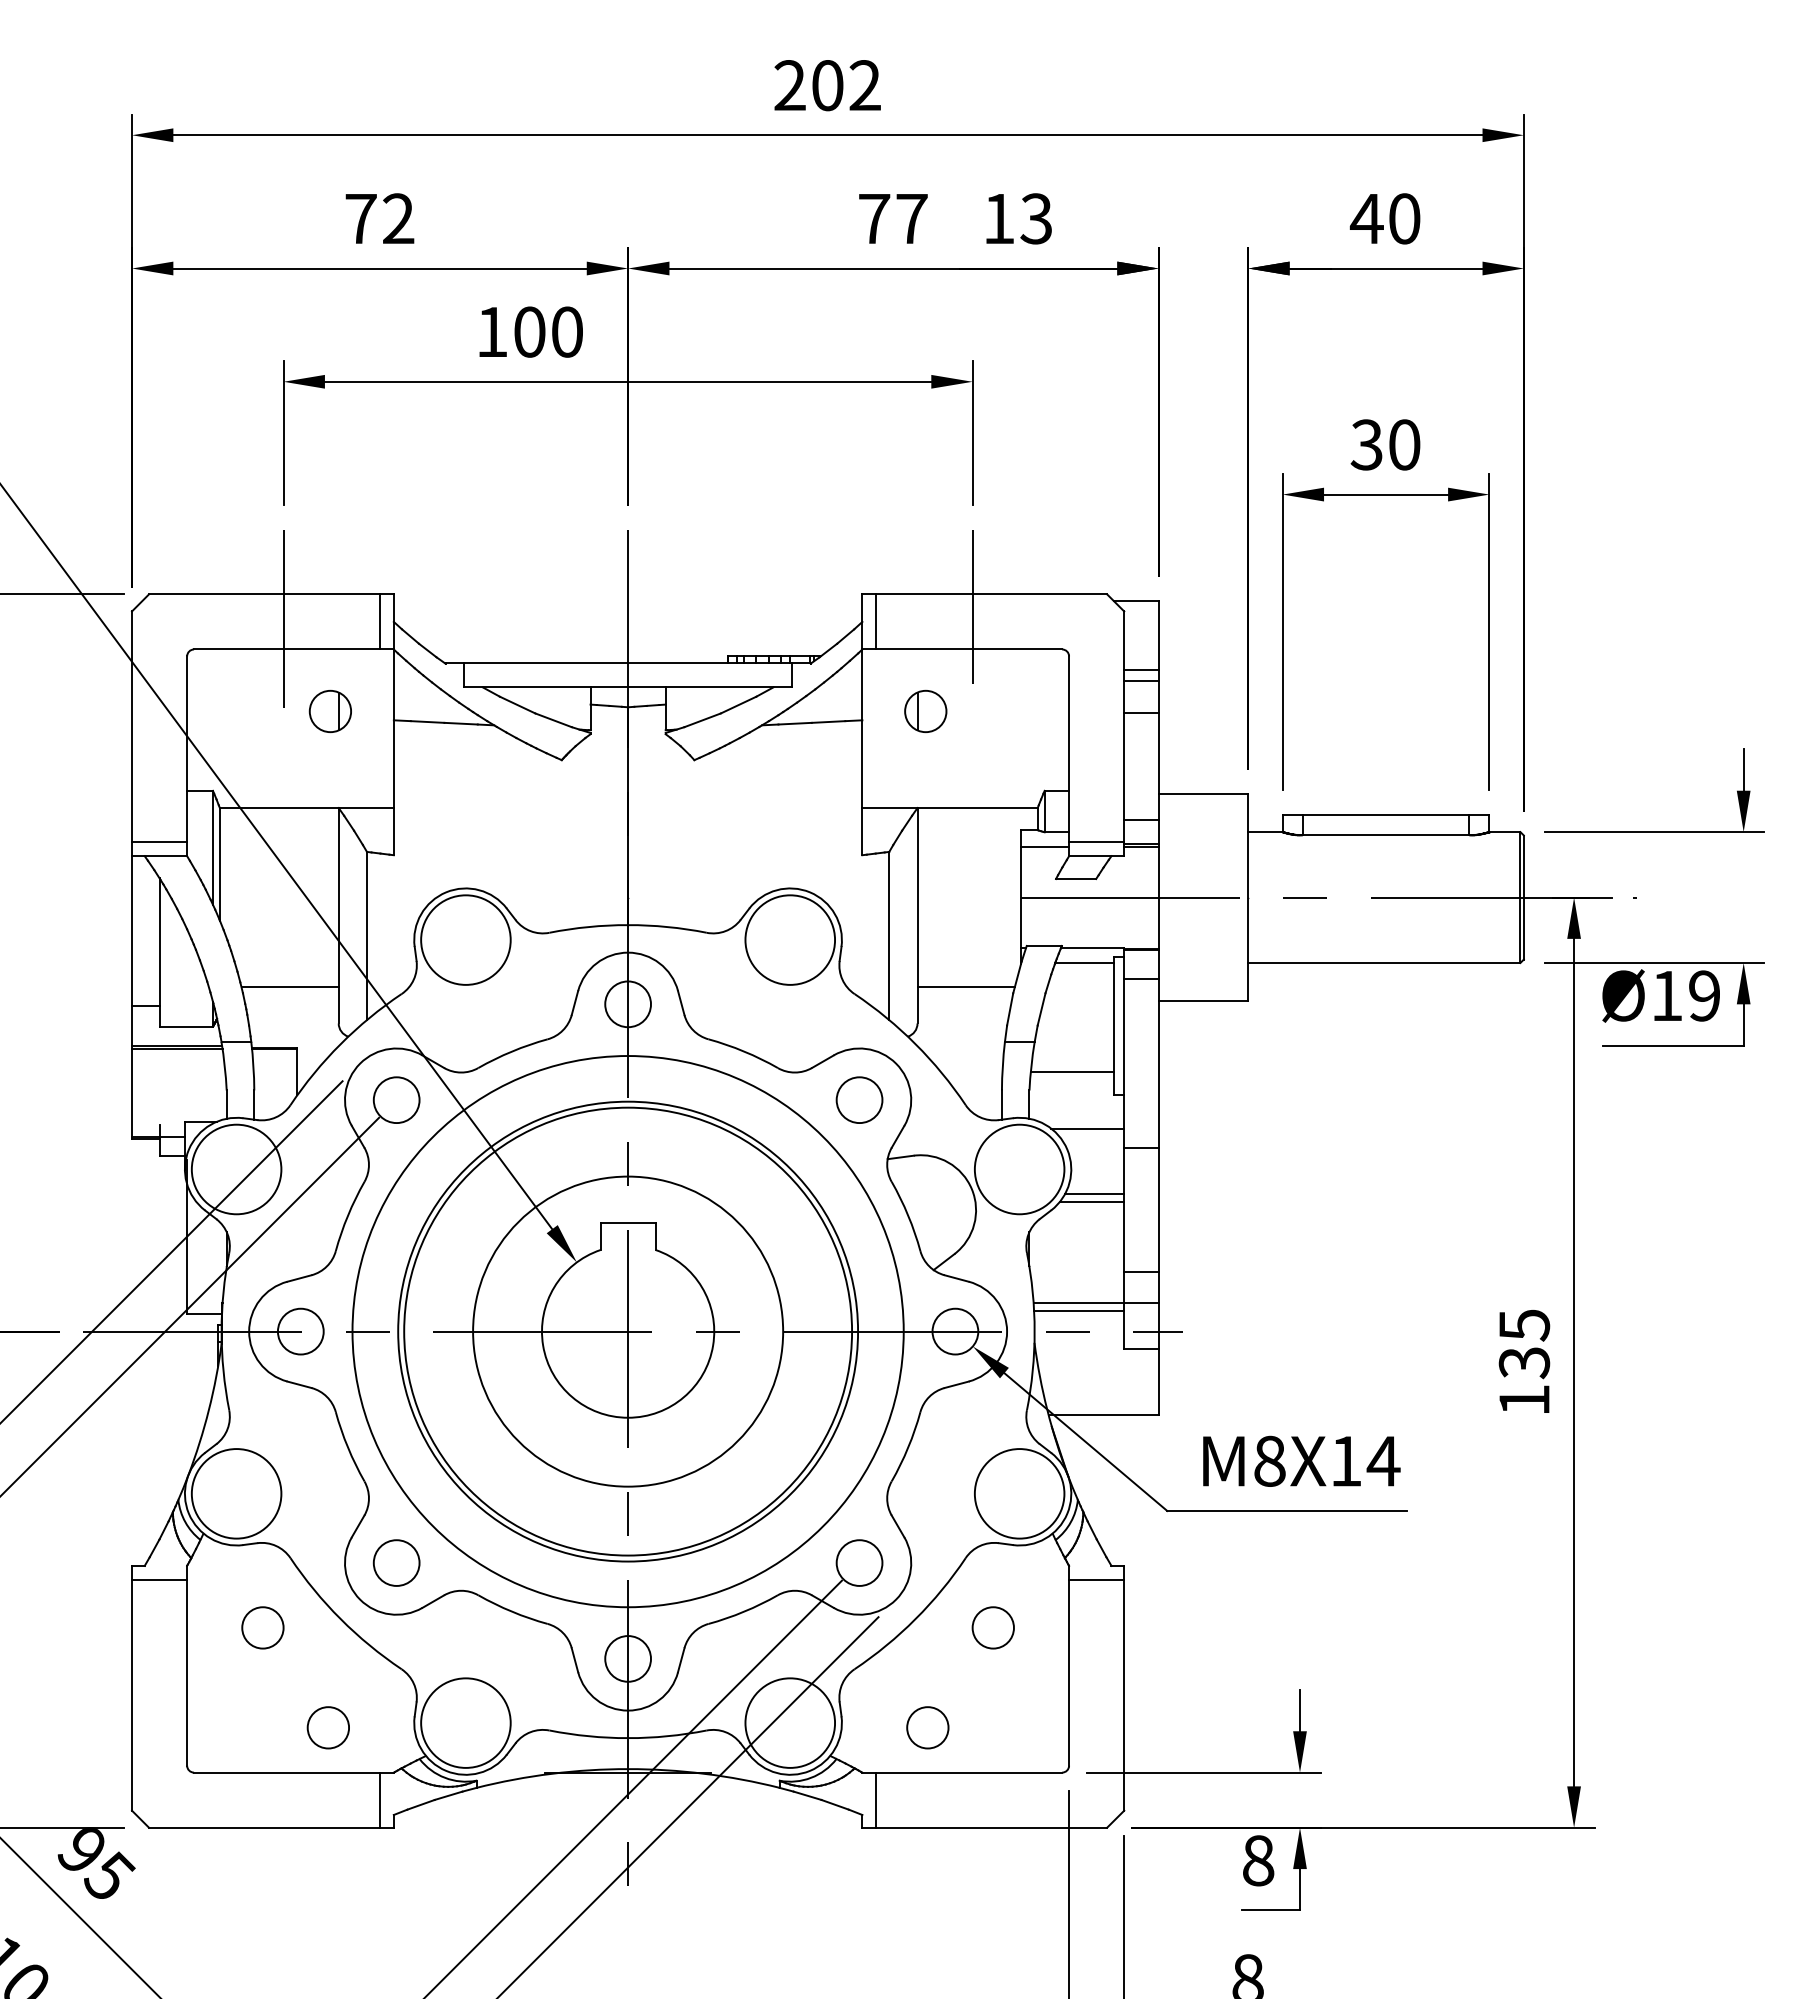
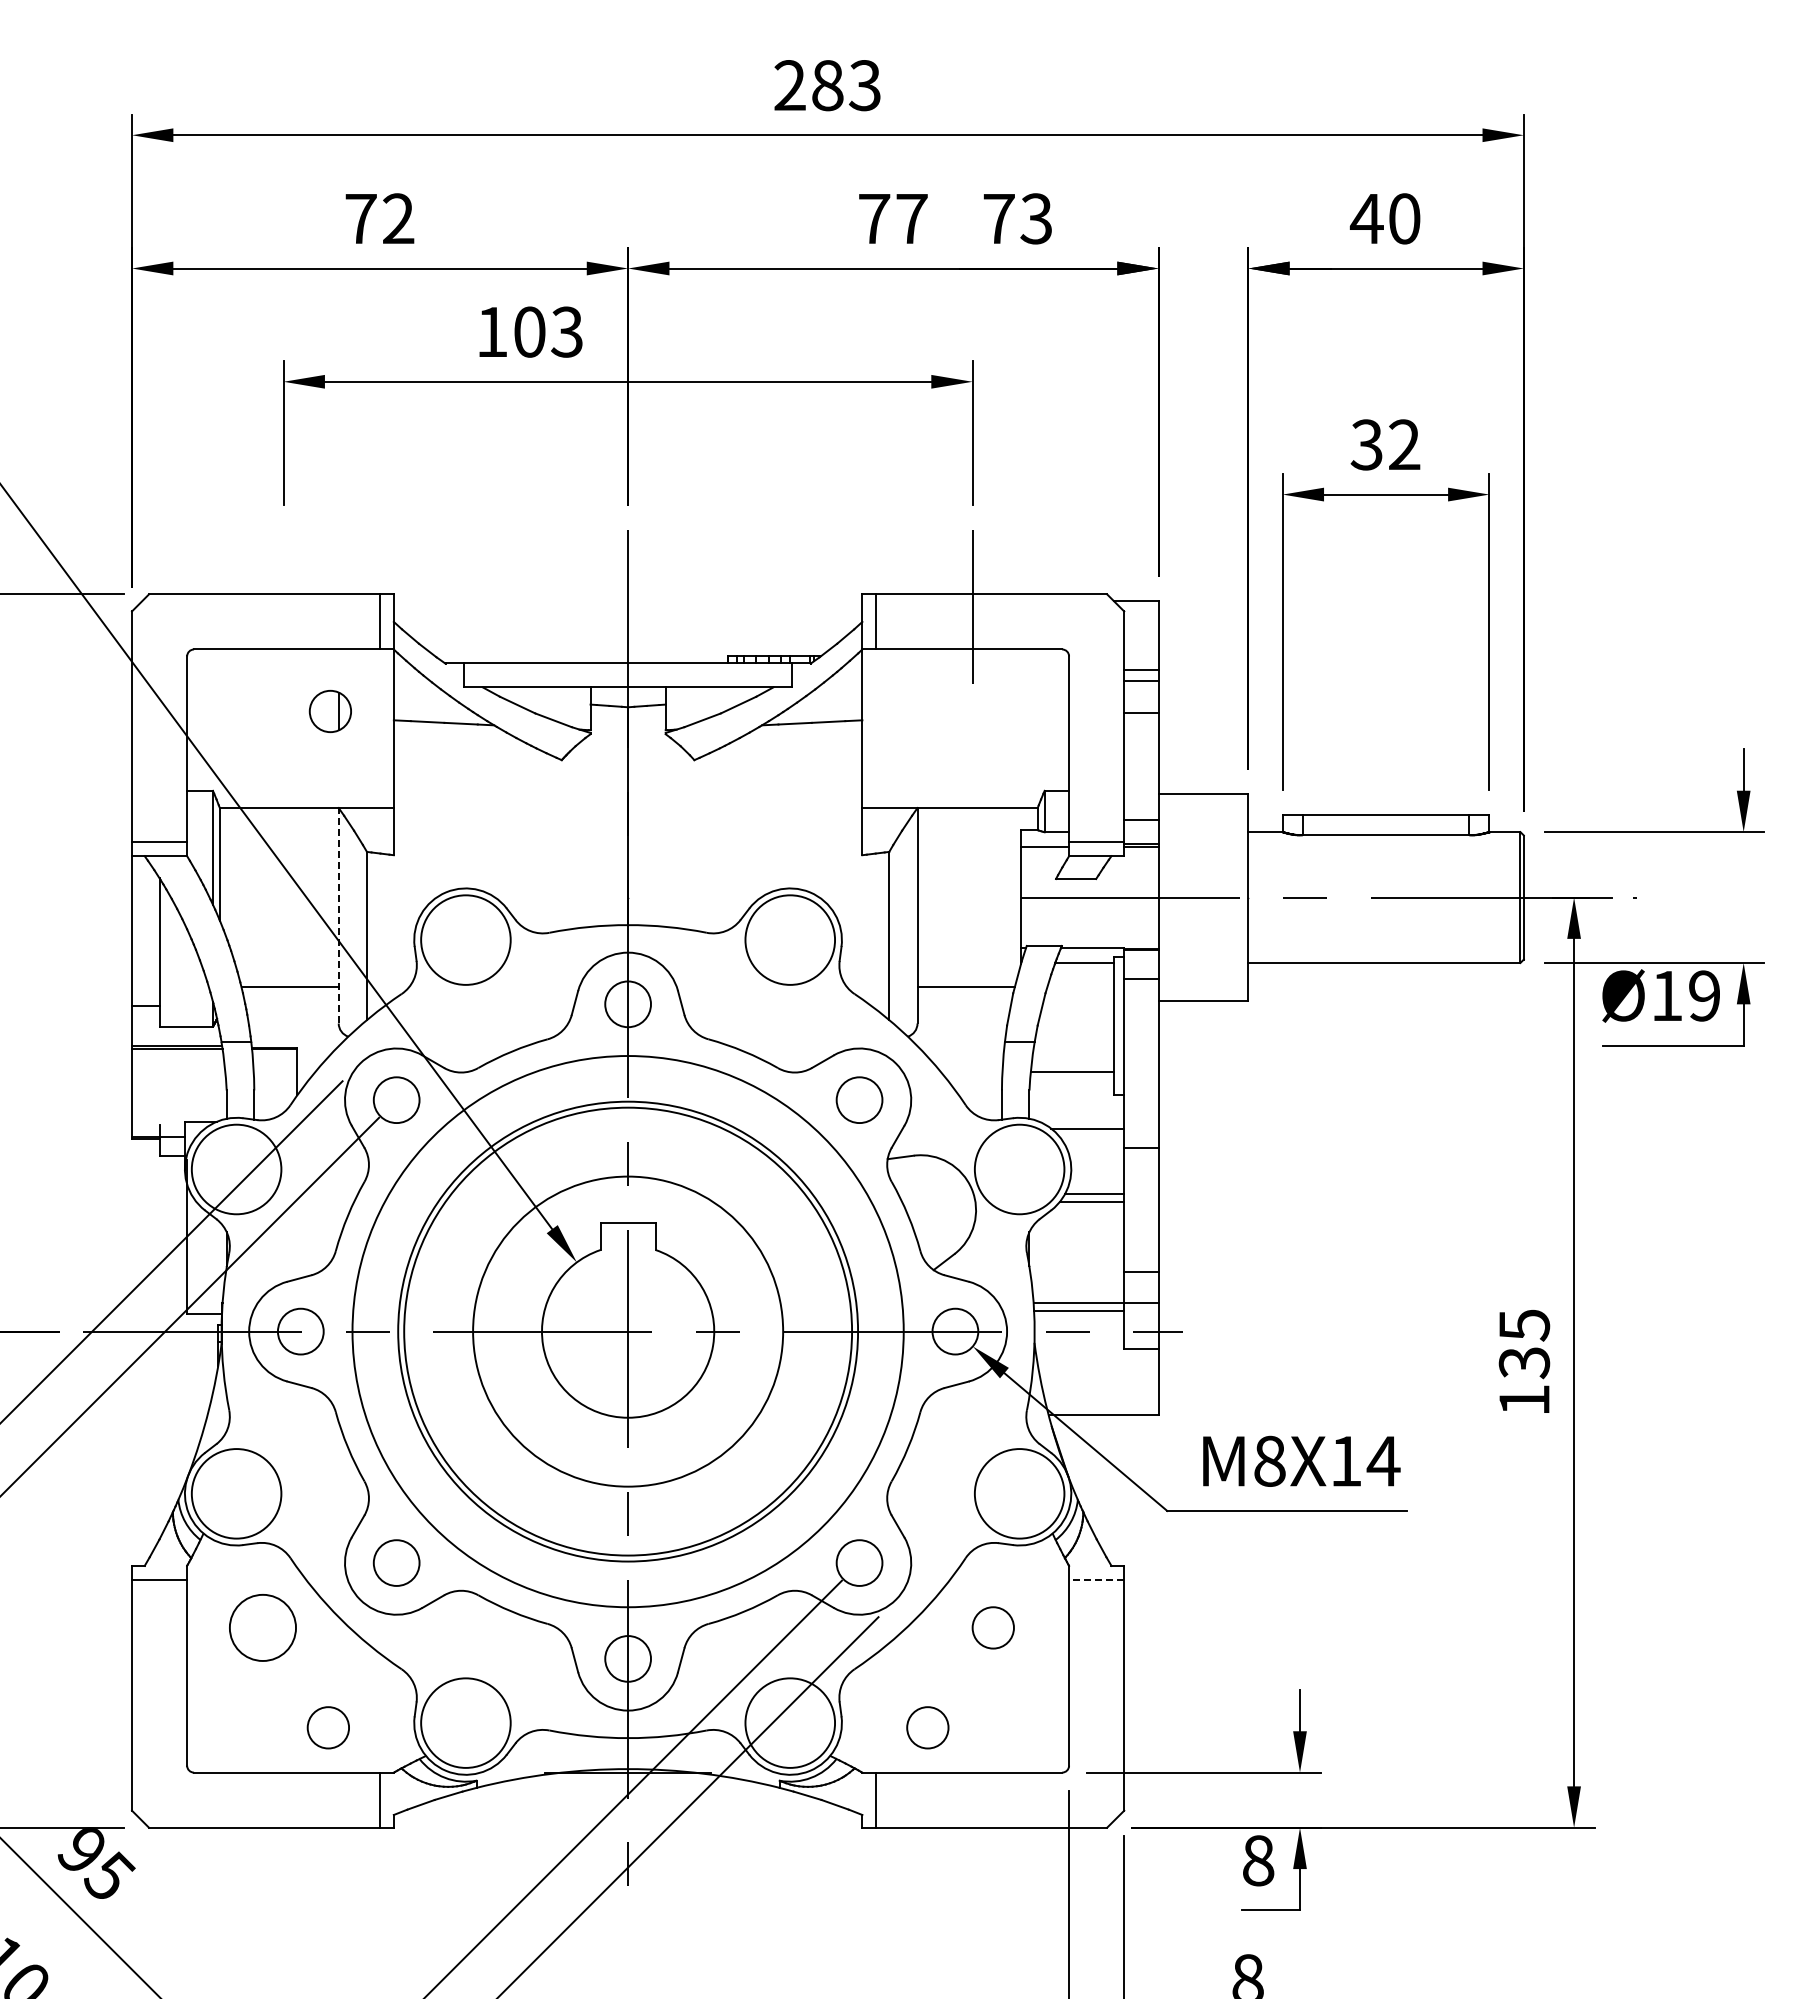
text: 202 -> 283 (846, 85)
text: 13 -> 73 (998, 218)
text: 100 -> 103 (566, 331)
text: 30 -> 32 (1404, 444)
line: present -> none (283, 618)
part: present -> none (925, 710)
line: solid -> dashed (338, 915)
line: solid -> dashed (1096, 1579)
circle diameter: 41 px -> 66 px (262, 1627)
